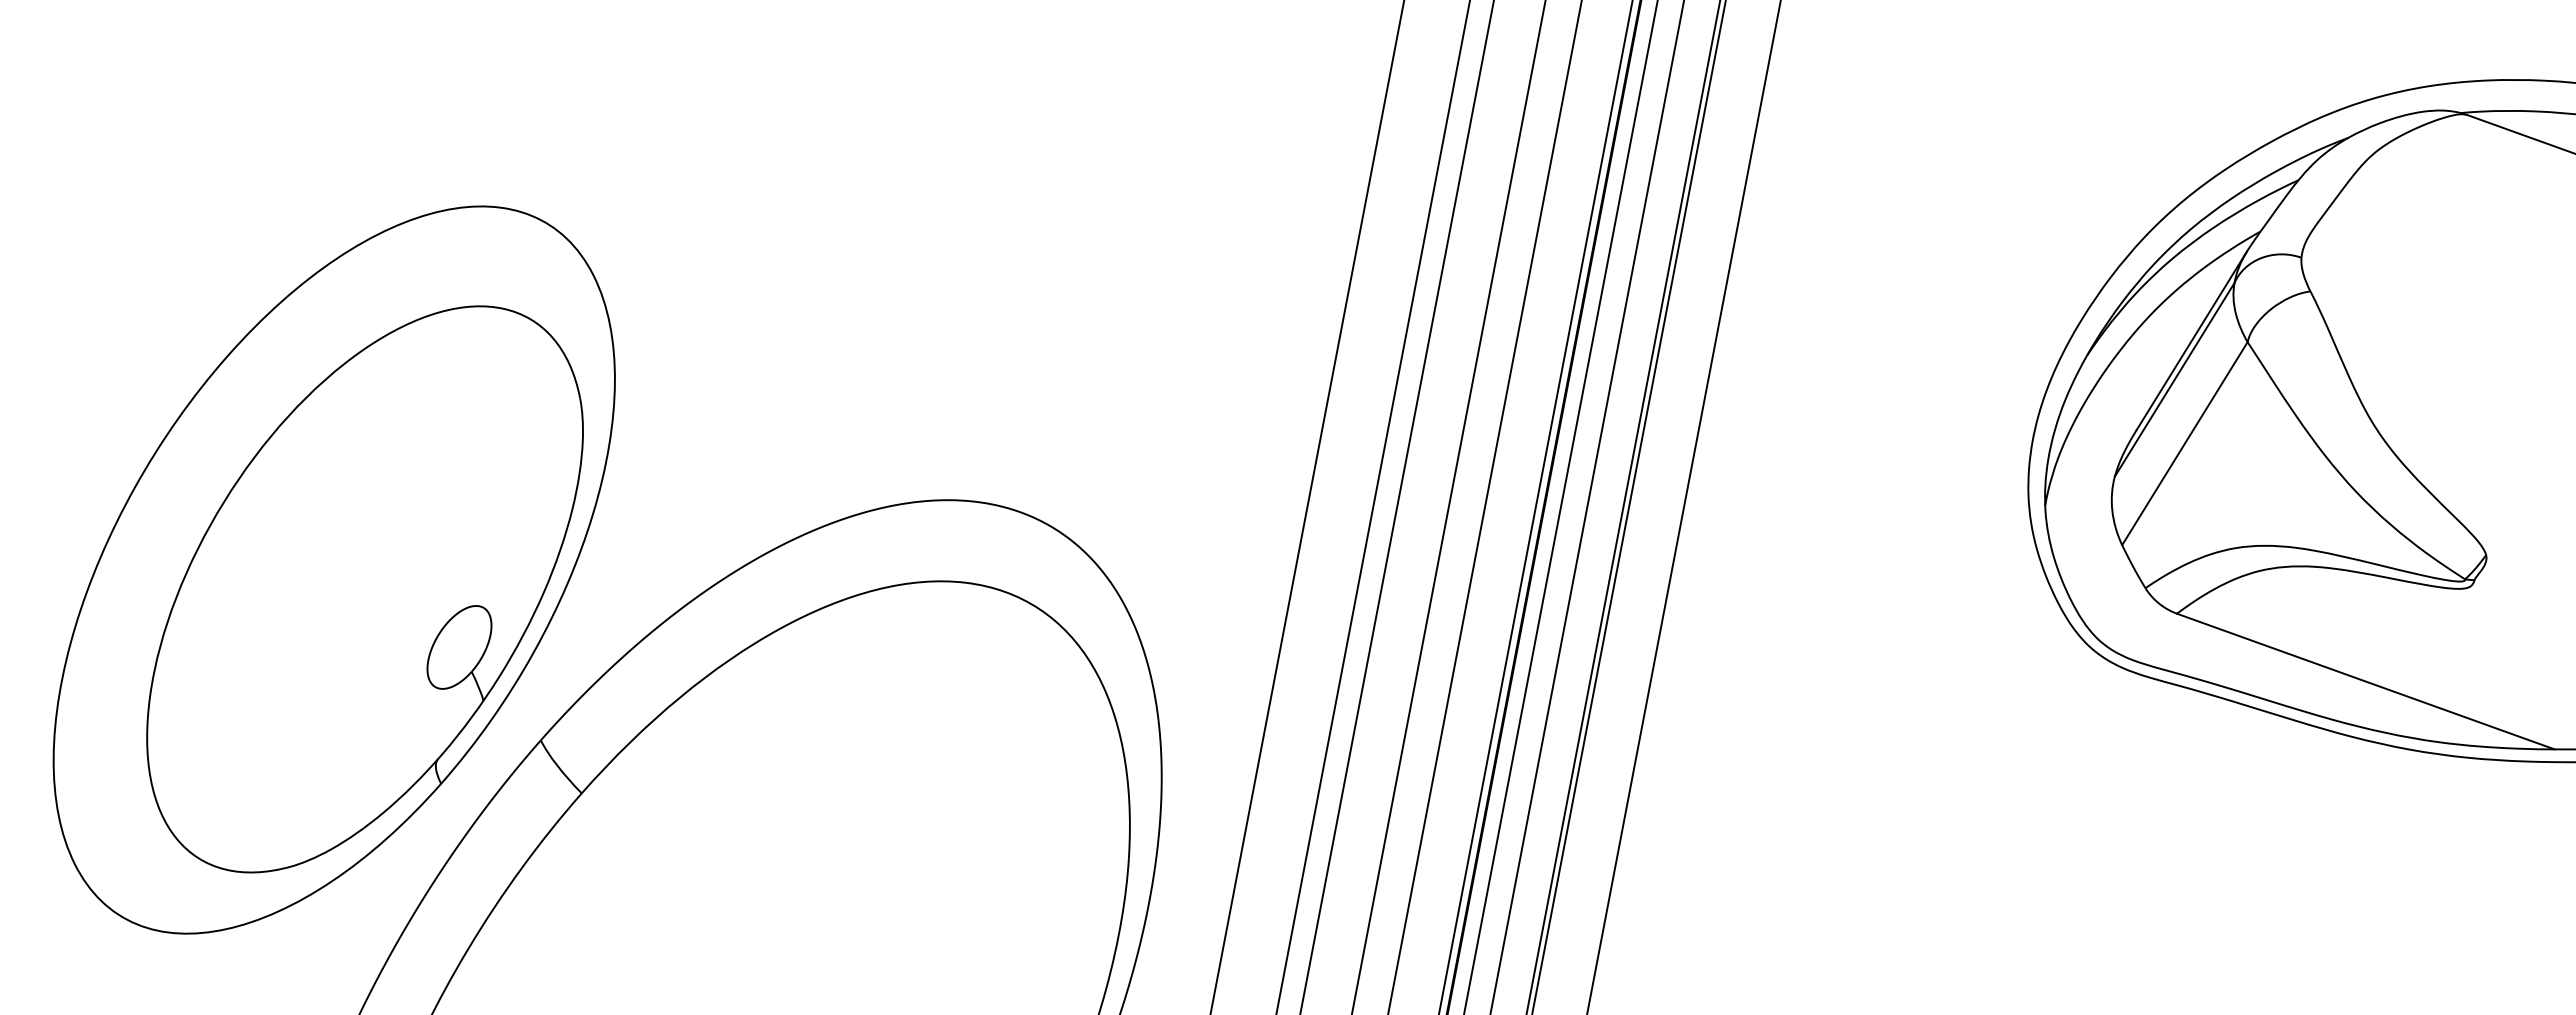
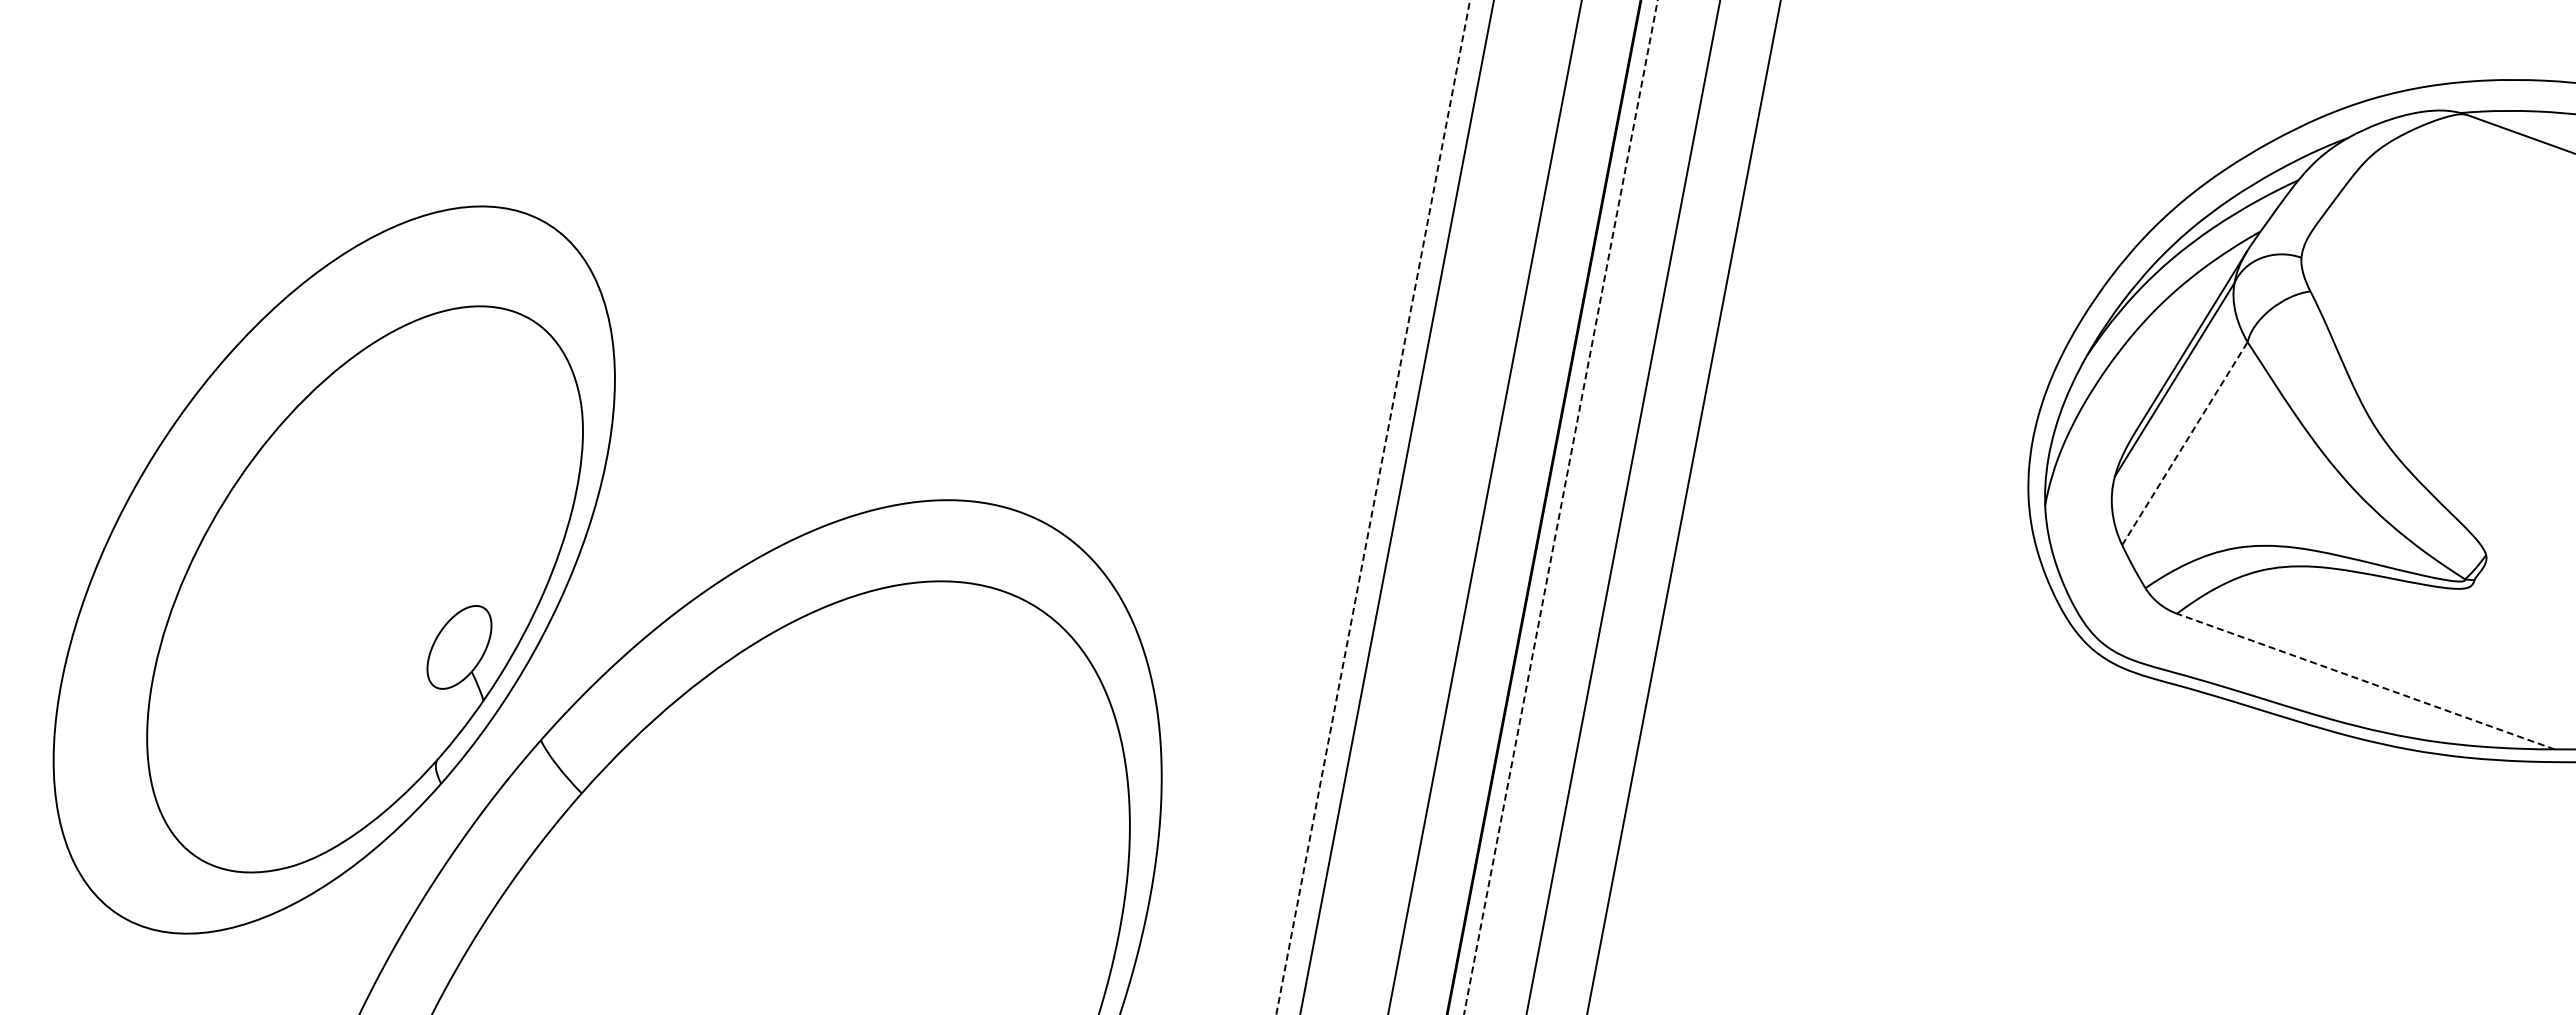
line: solid -> dashed (2185, 443)
line: present -> none (1307, 506)
line: present -> none (1448, 506)
line: present -> none (1535, 506)
line: present -> none (1586, 506)
line: present -> none (1628, 506)
line: solid -> dashed (1373, 507)
line: solid -> dashed (1560, 507)
line: solid -> dashed (2365, 681)
